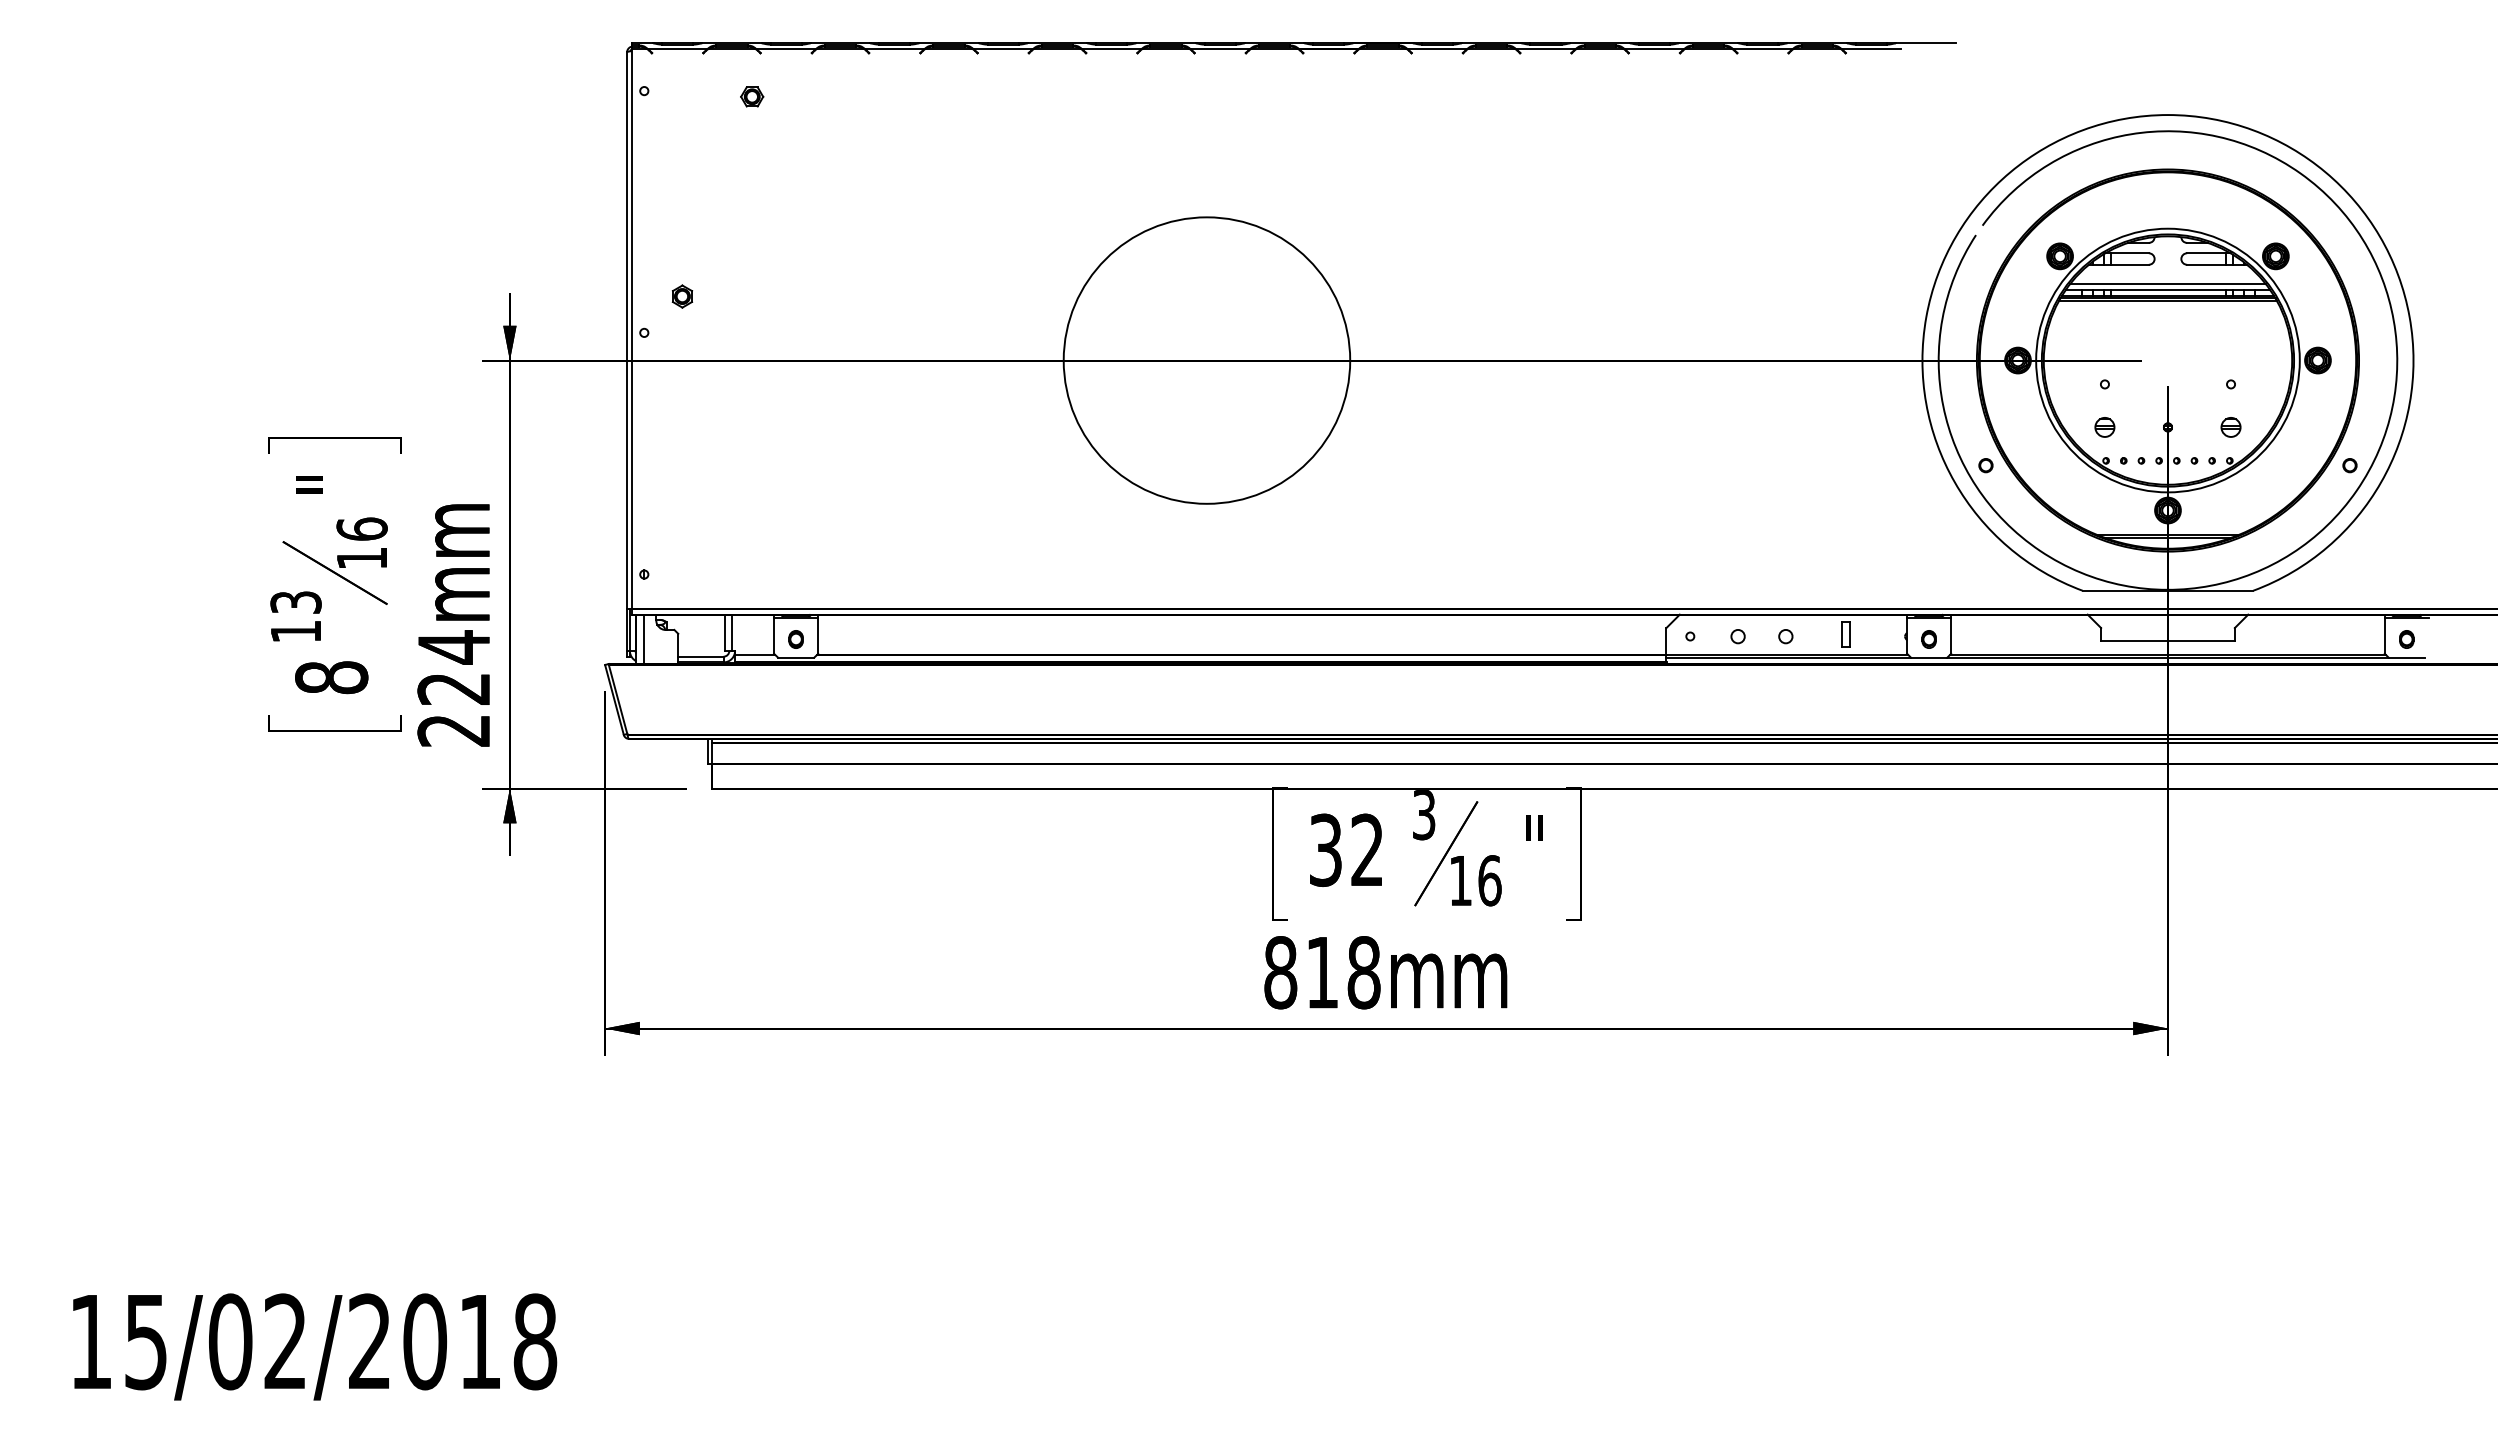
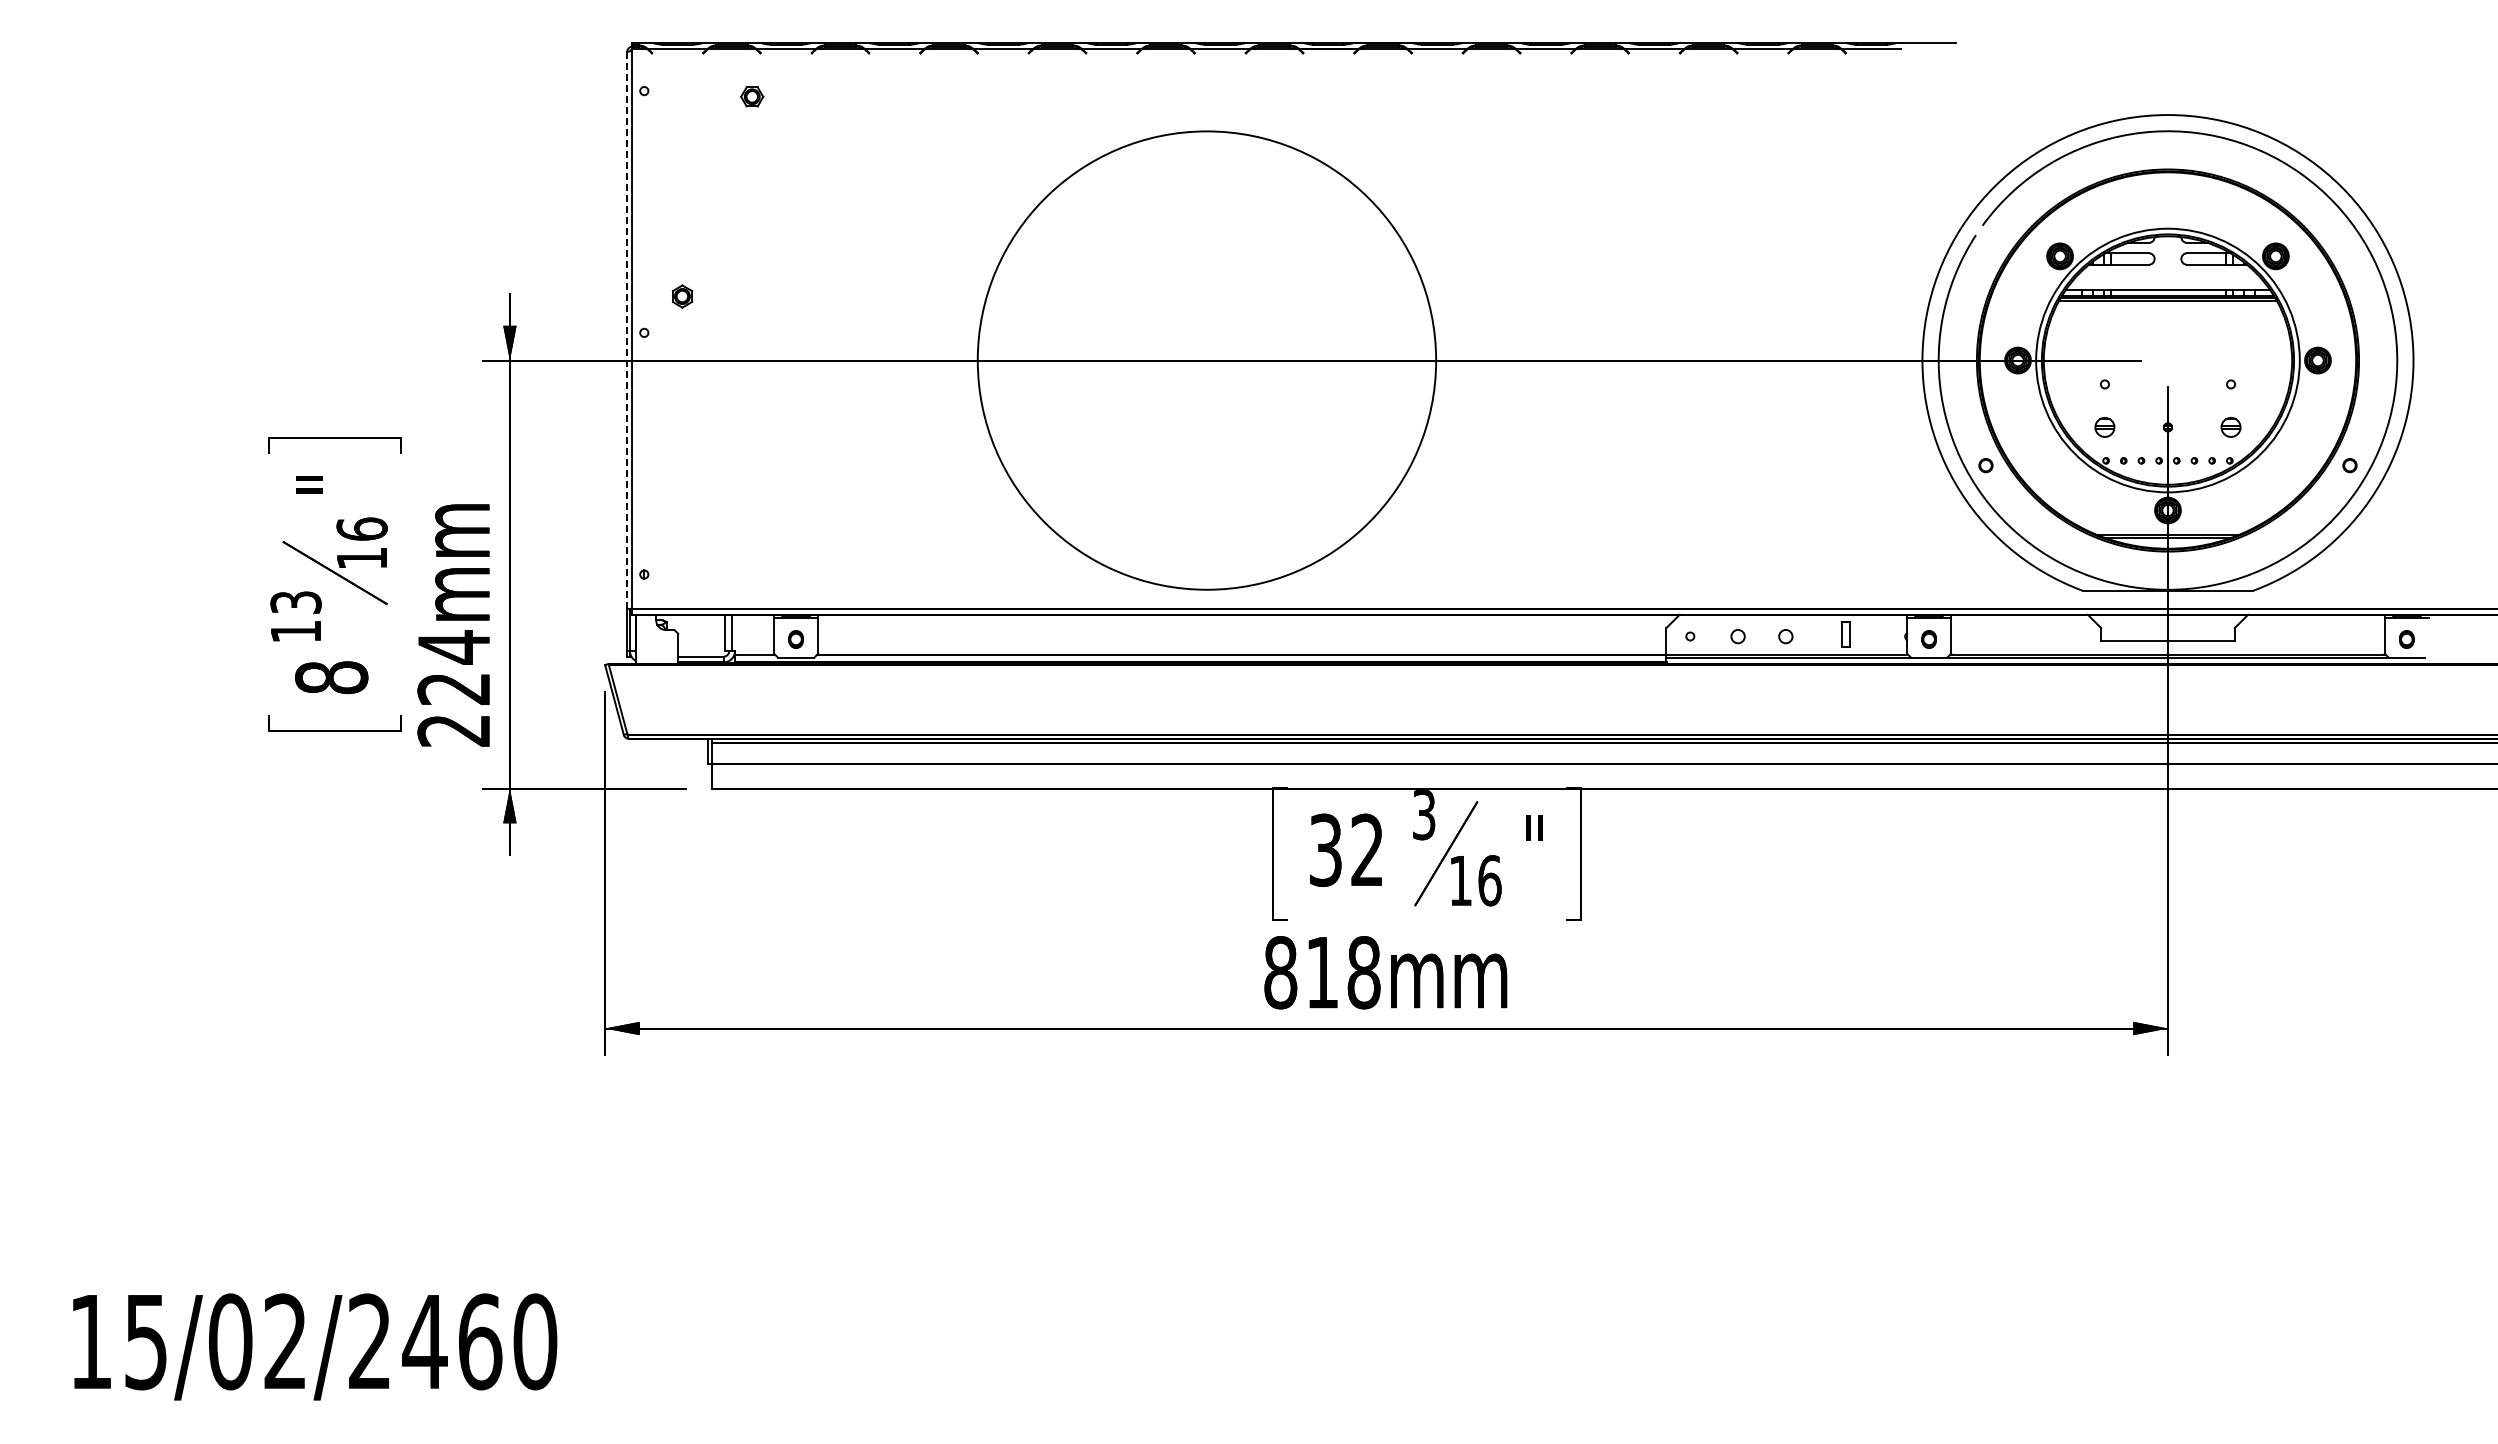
line: present -> none (2167, 283)
line: solid -> dashed (627, 330)
circle diameter: 286 px -> 458 px (1206, 360)
line: present -> none (643, 639)
text: 15/02/2018 -> 15/02/2460 (479, 1341)
